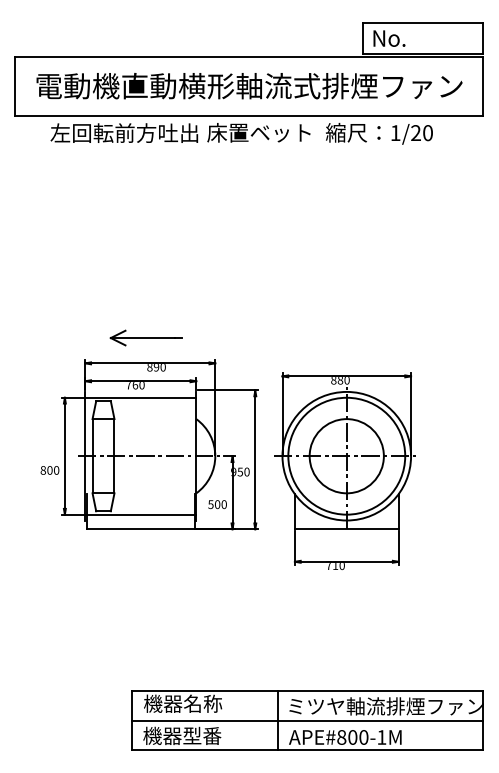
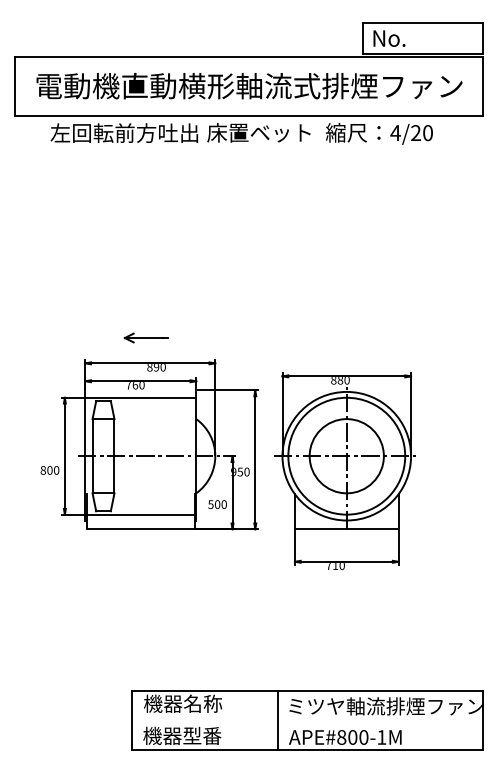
text: 1/20 -> 4/20 (395, 132)
part size: 74x18 px -> 46x12 px (145, 337)
line: present -> none (306, 720)
